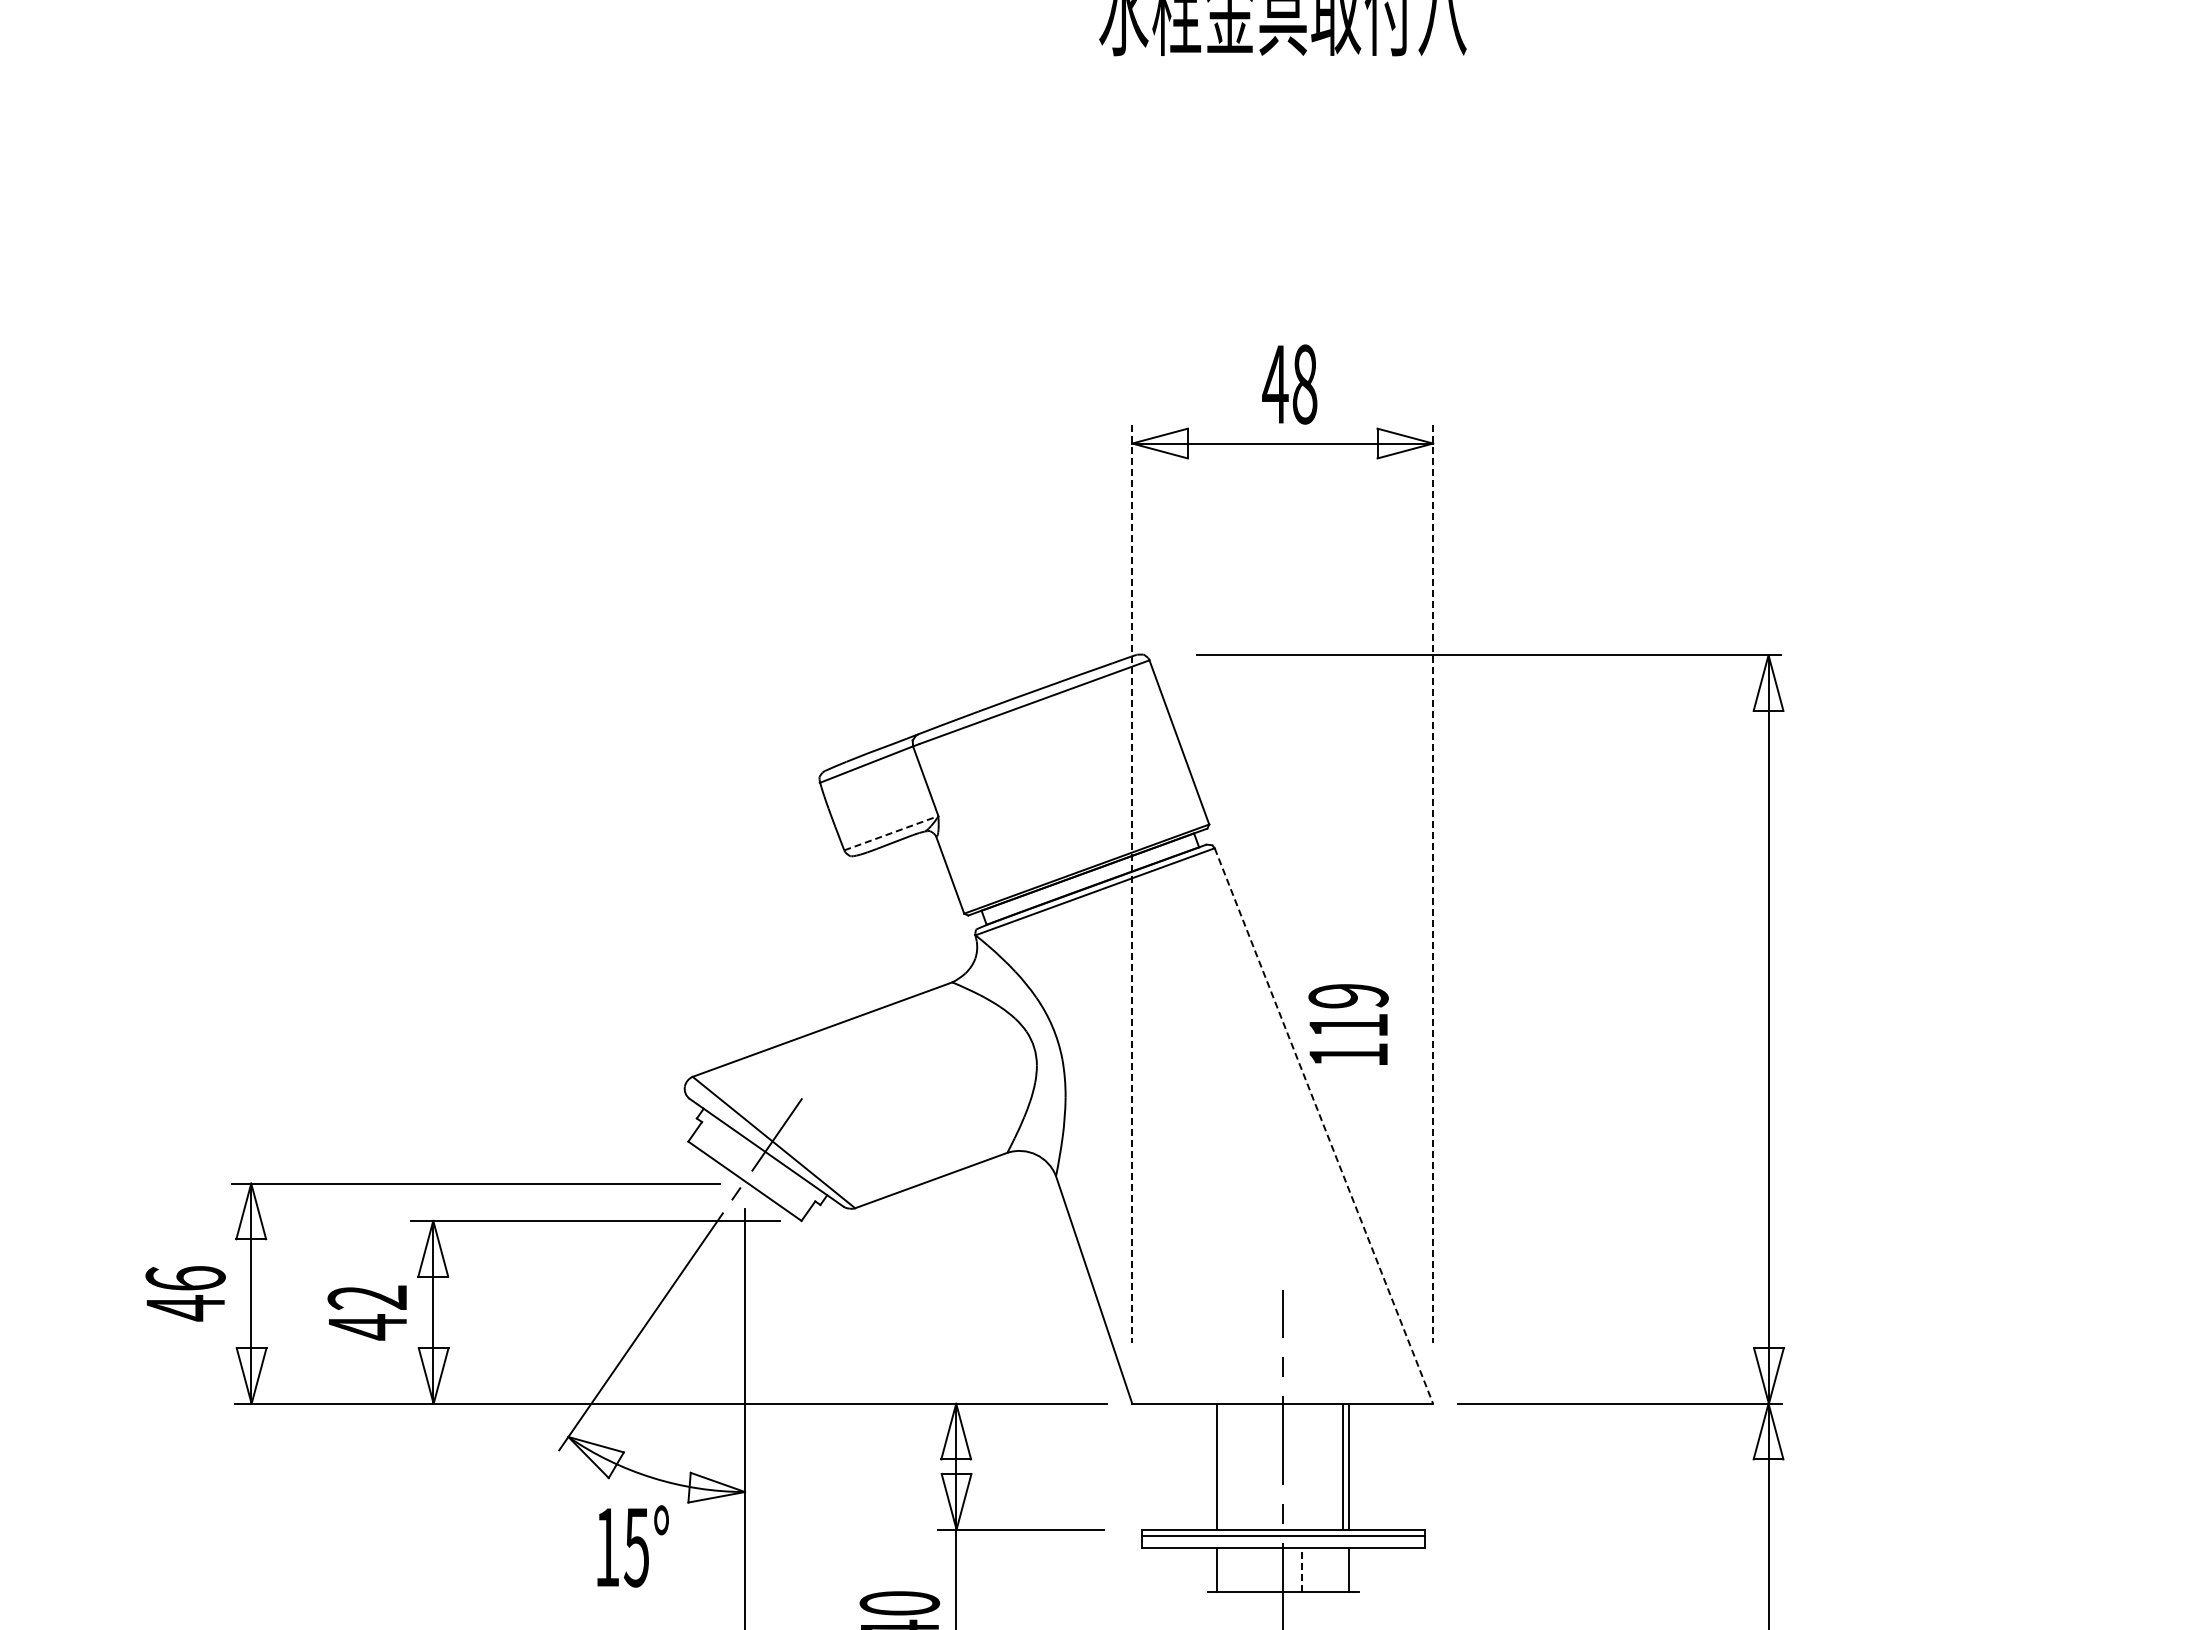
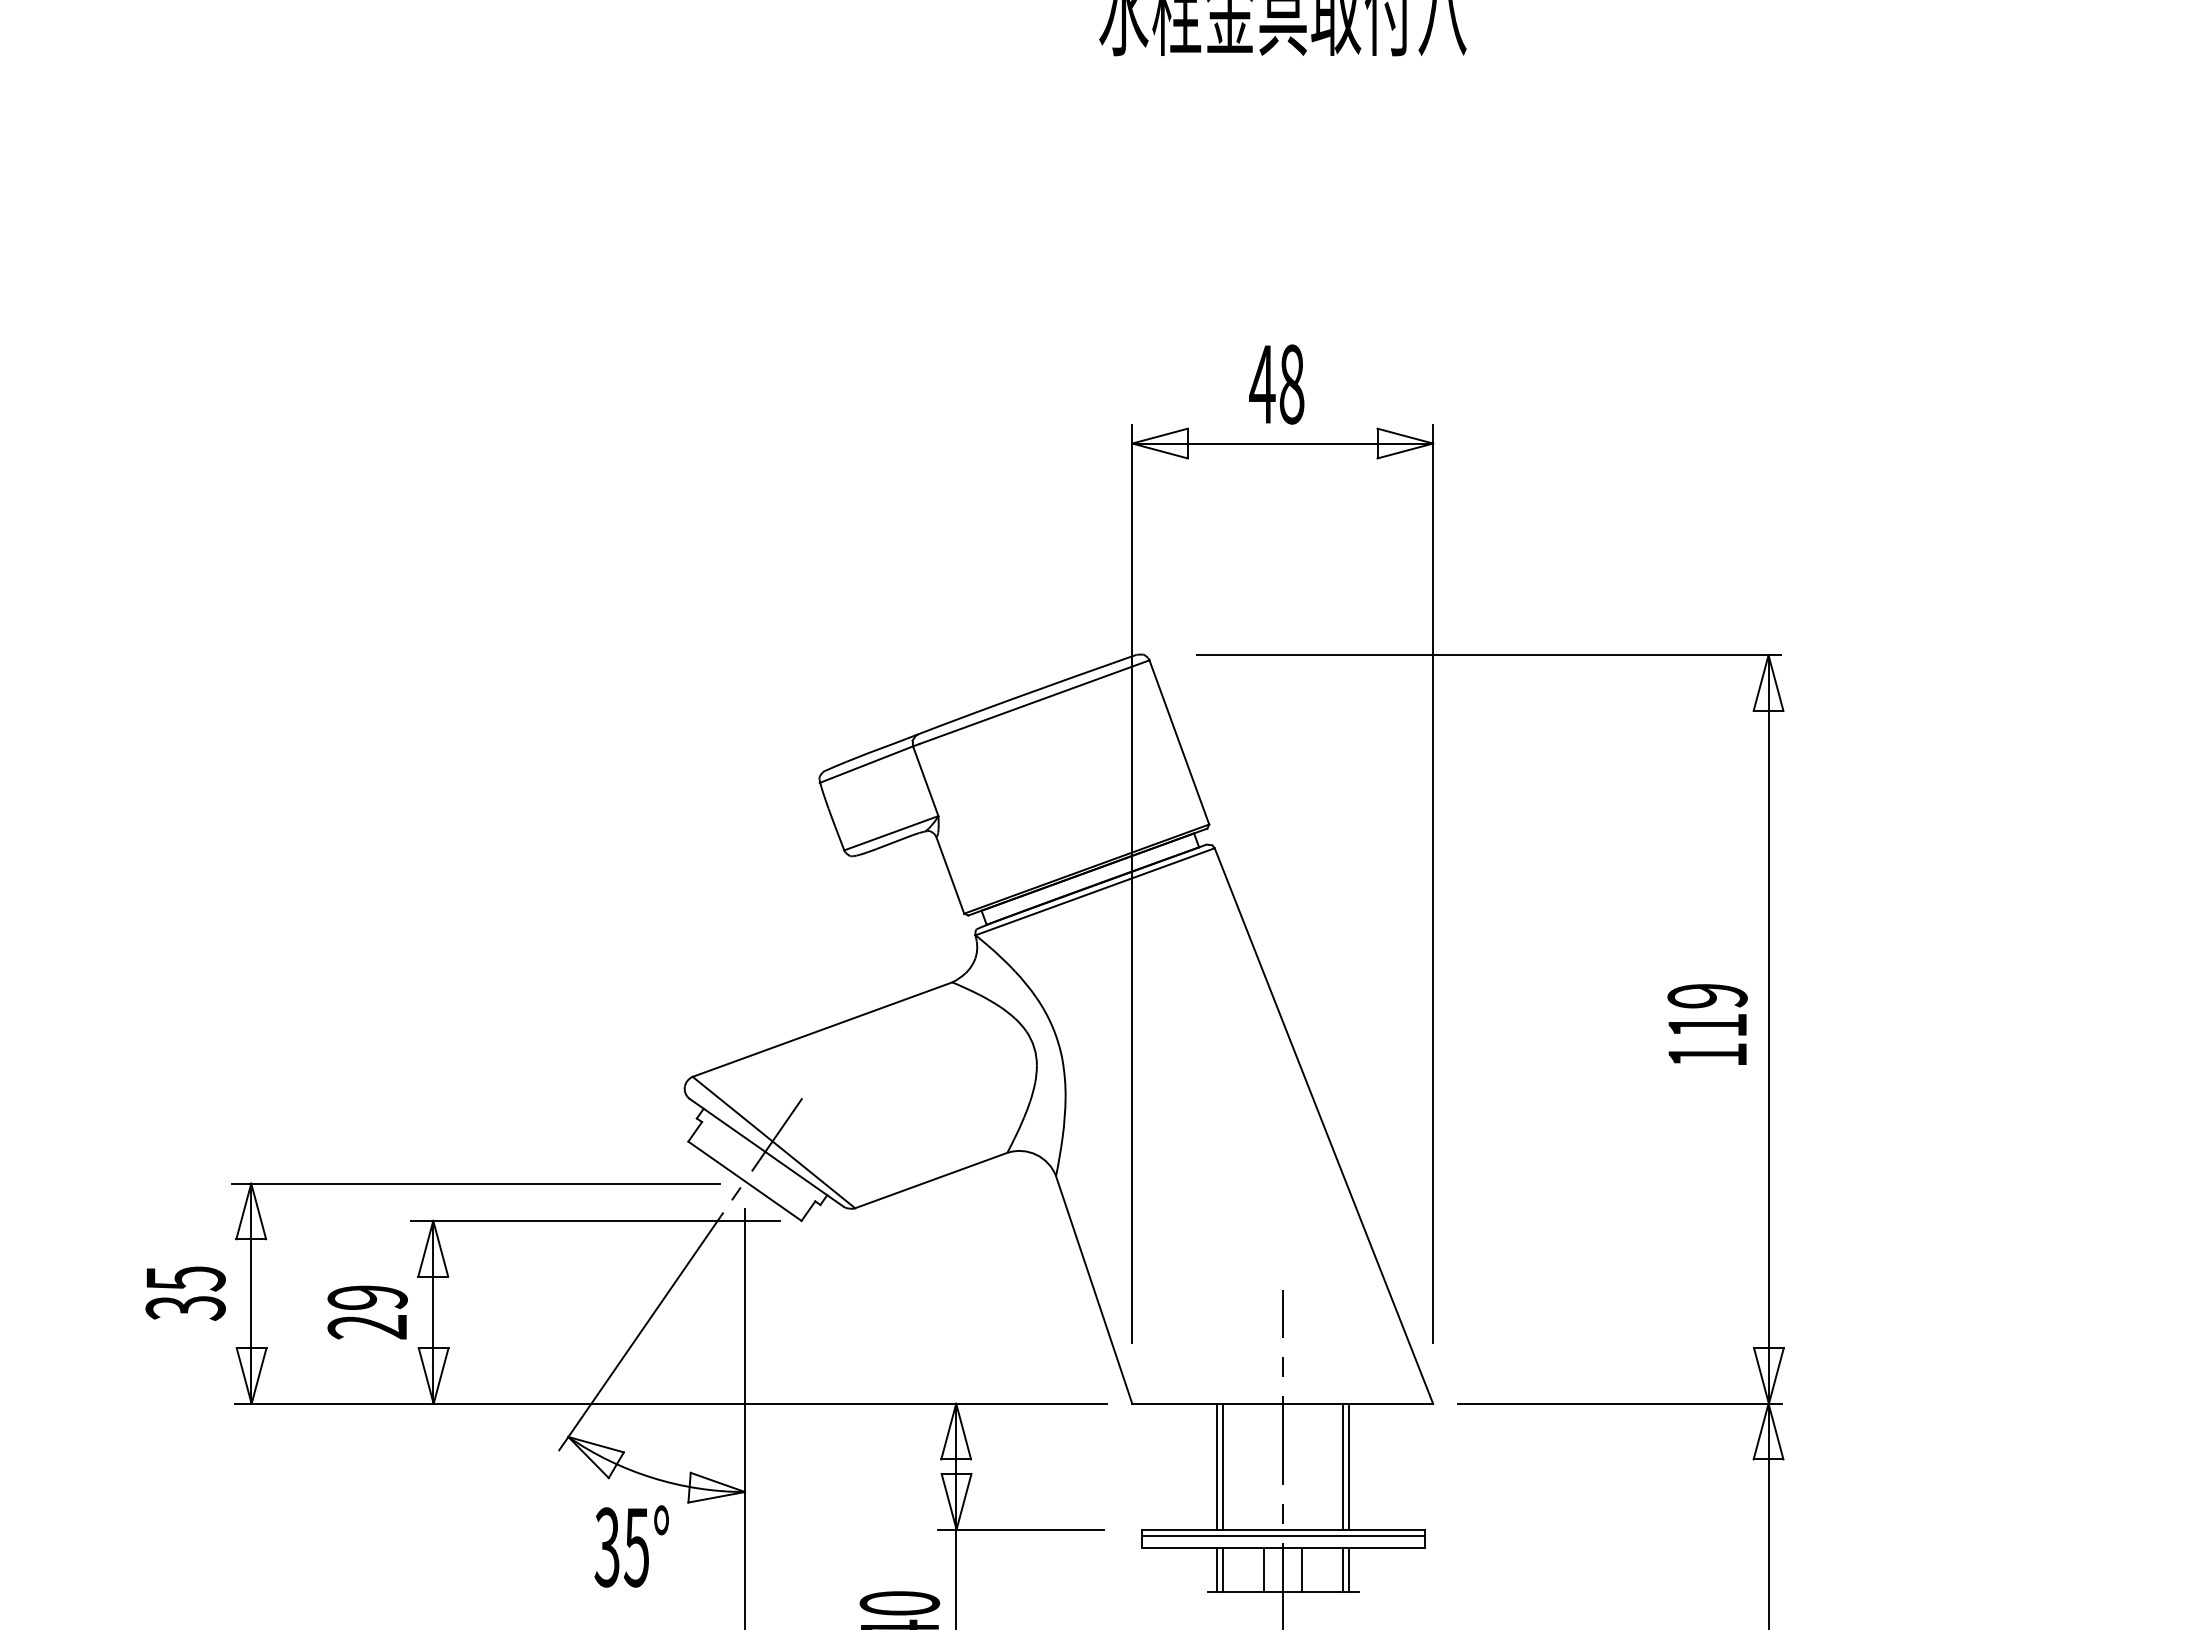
text position: (1289, 384) -> (1276, 384) (1276, 384)
line: dashed -> solid (891, 833)
line: dashed -> solid (1132, 883)
line: dashed -> solid (1433, 883)
text position: (1348, 1024) -> (1707, 1024) (1707, 1024)
line: dashed -> solid (1324, 1126)
text: 46 -> 35 (185, 1293)
text: 42 -> 29 (367, 1312)
line: none -> present (1223, 1466)
text: 15° -> 35° (606, 1547)
line: dashed -> solid (1301, 1569)
line: none -> present (1223, 1570)
line: none -> present (1264, 1570)
line: none -> present (1342, 1570)
